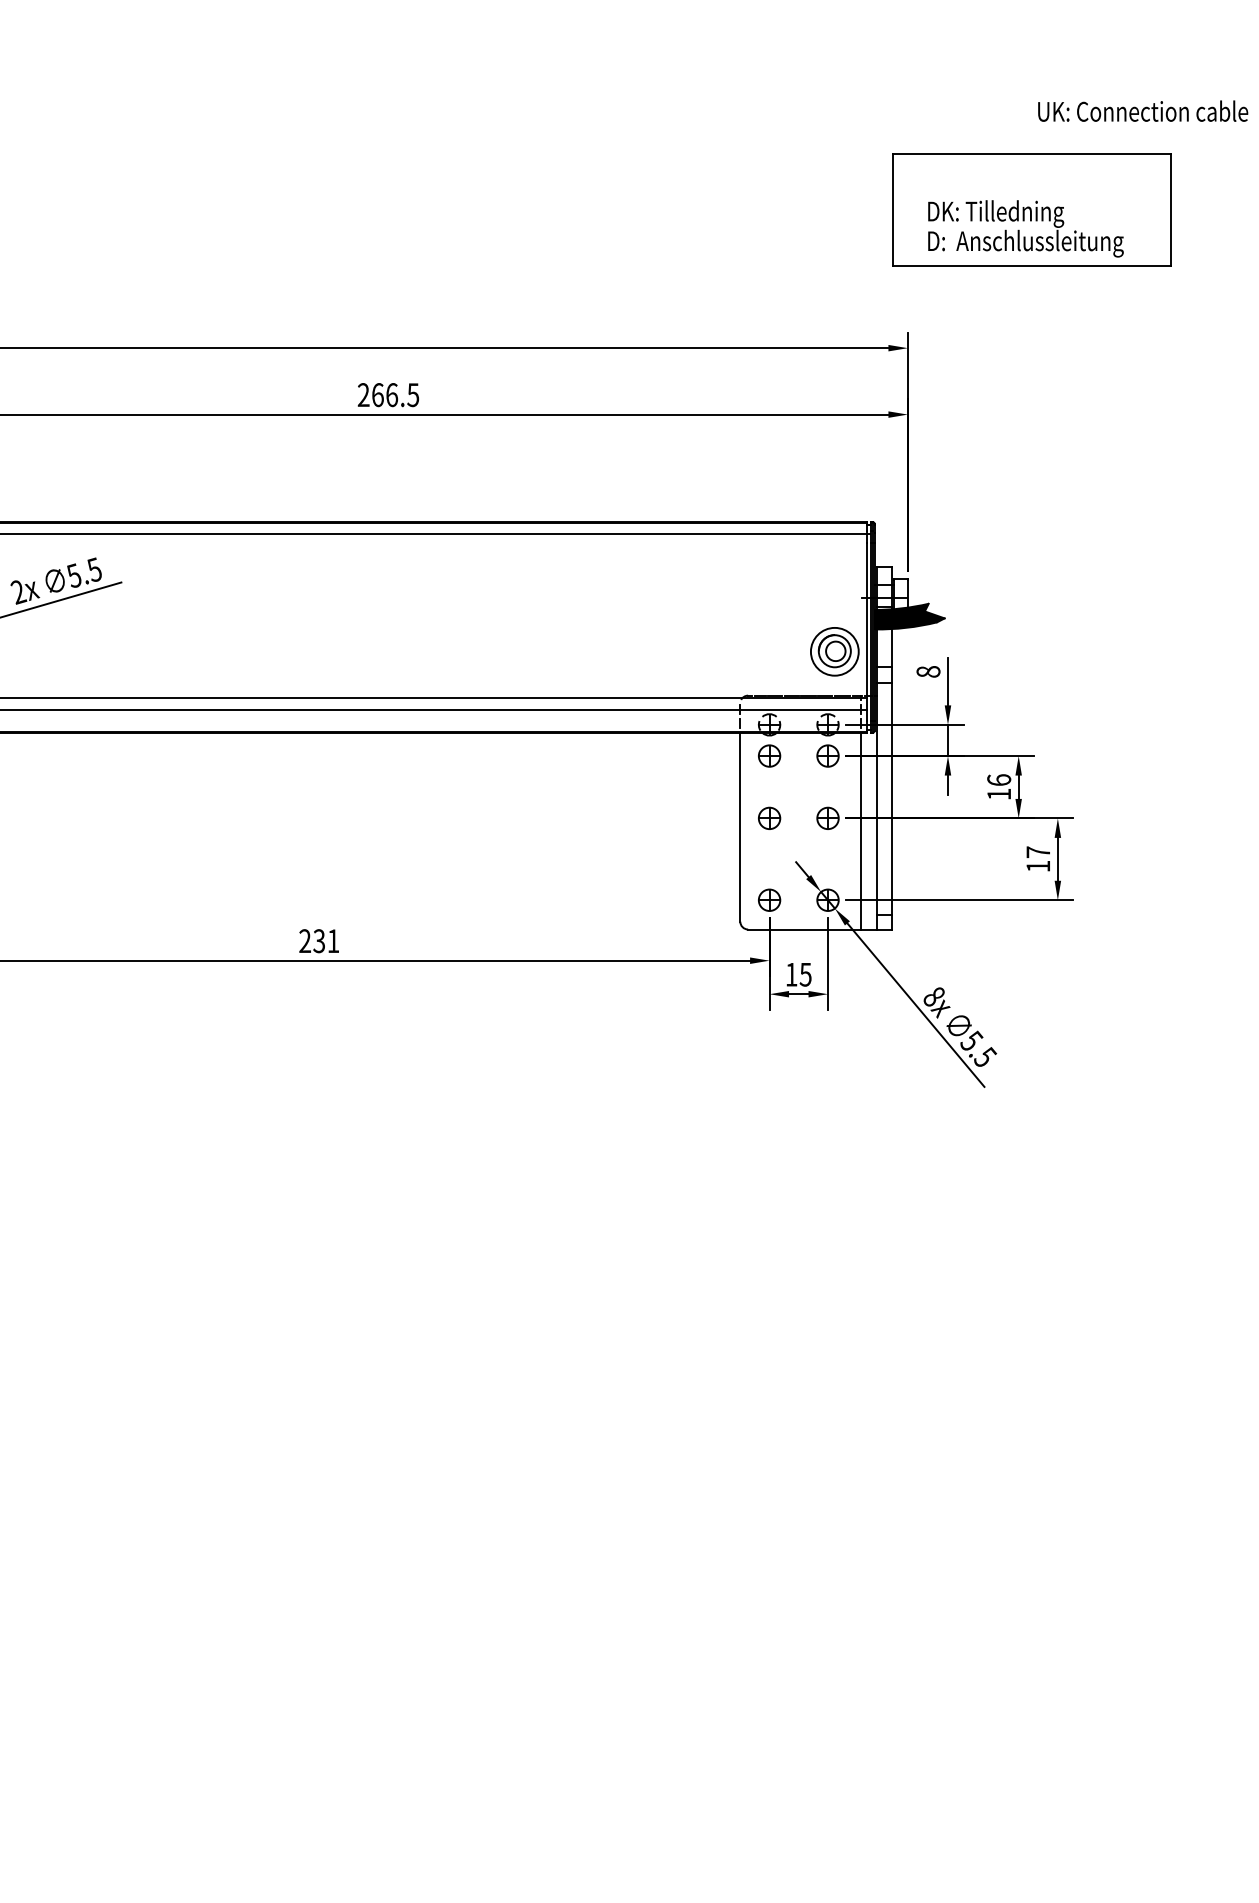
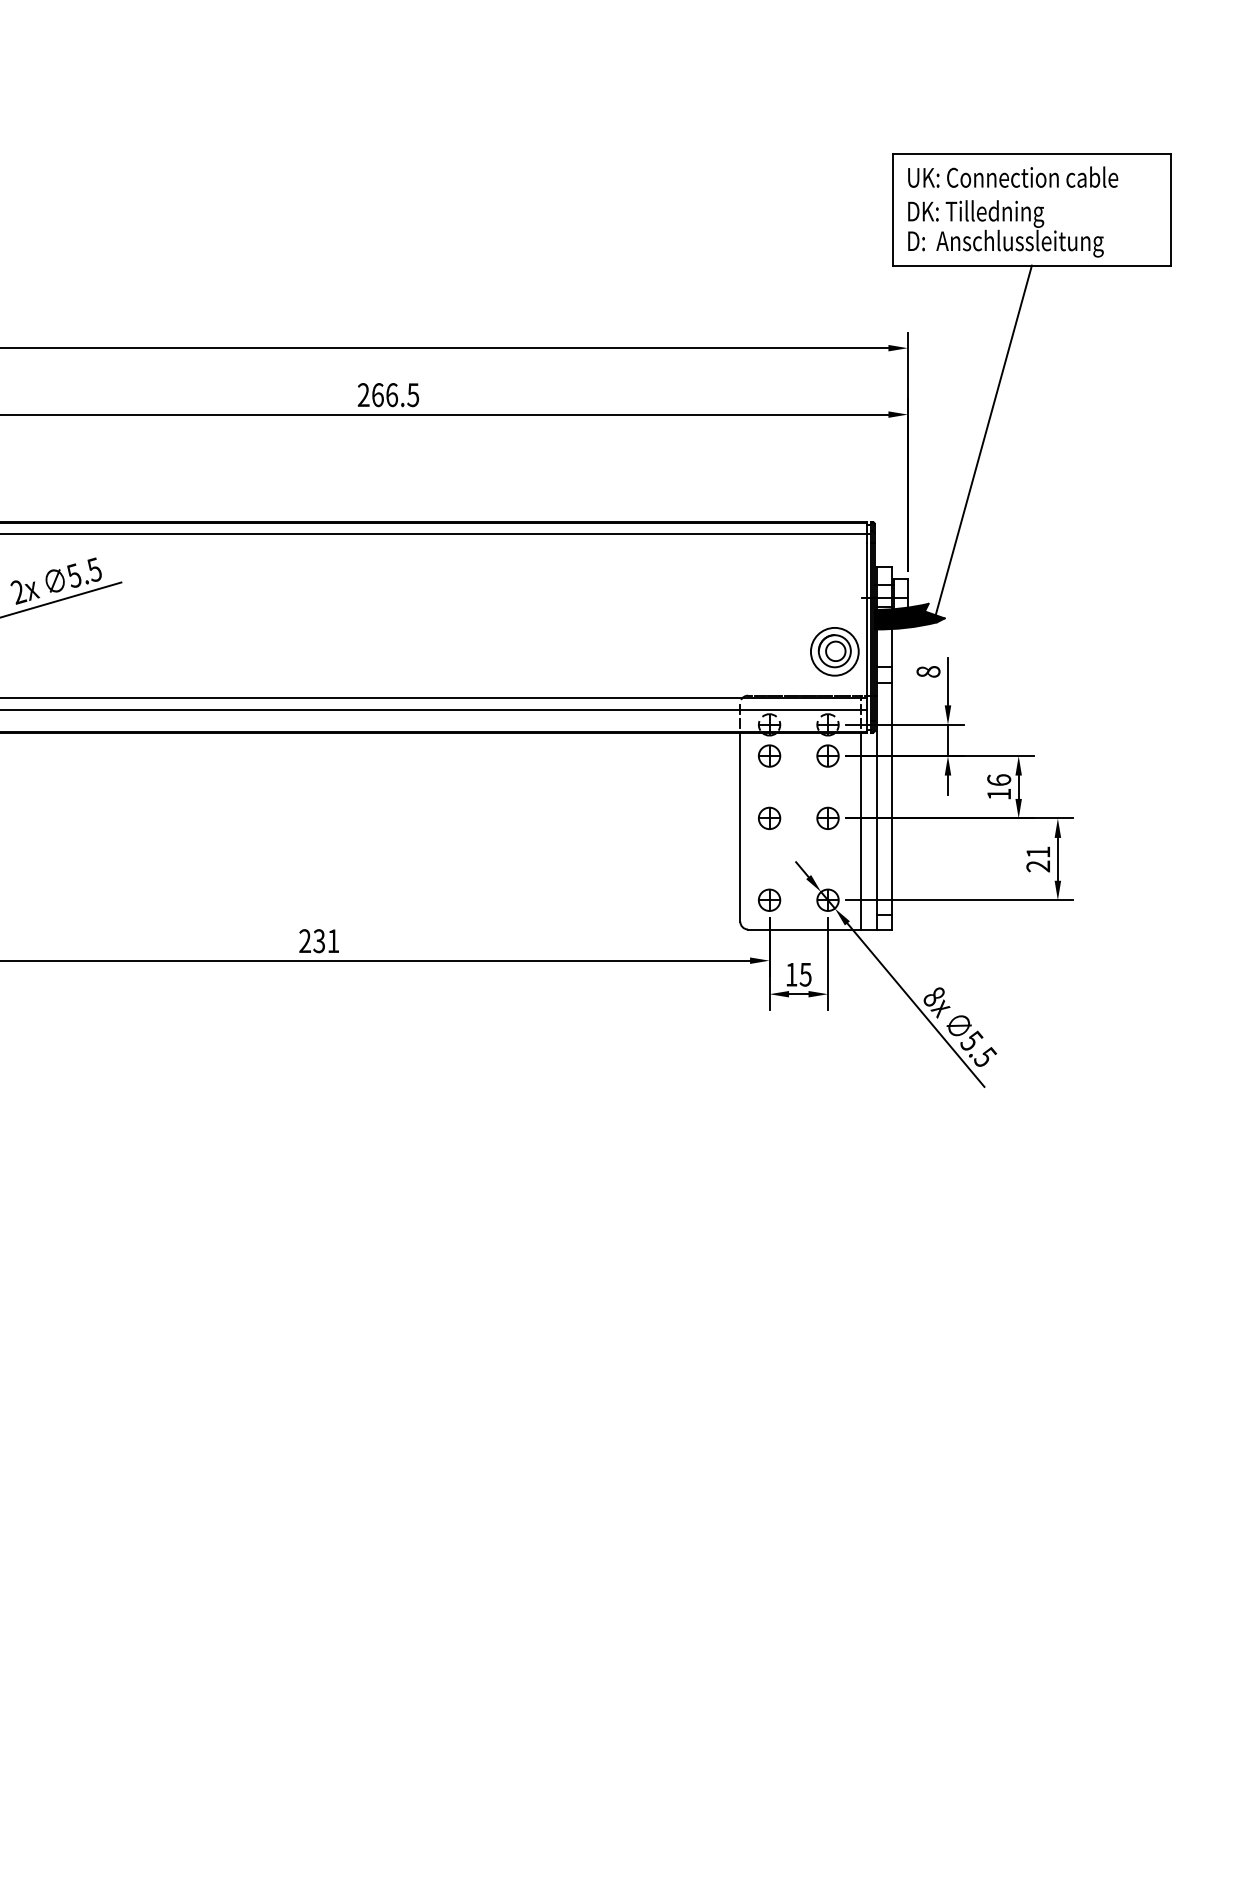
text position: (1143, 110) -> (1013, 176) (1013, 176)
text position: (1025, 228) -> (1005, 228) (1005, 228)
line: none -> present (982, 442)
text: 17 -> 21 (1037, 859)
